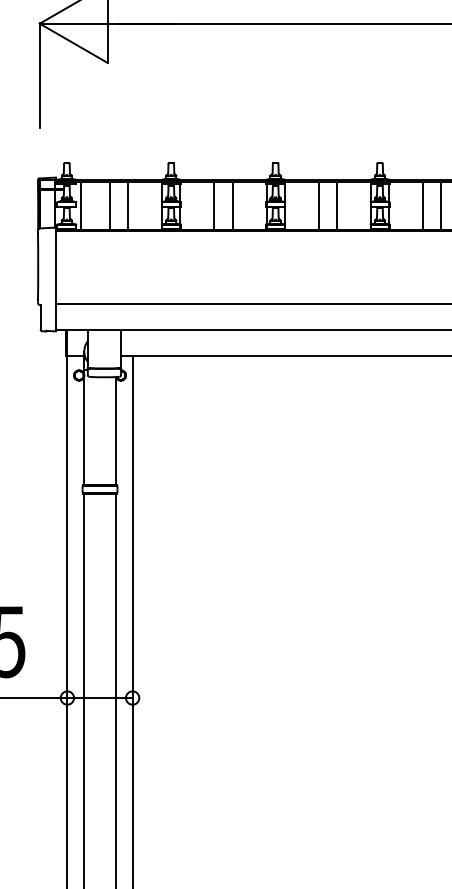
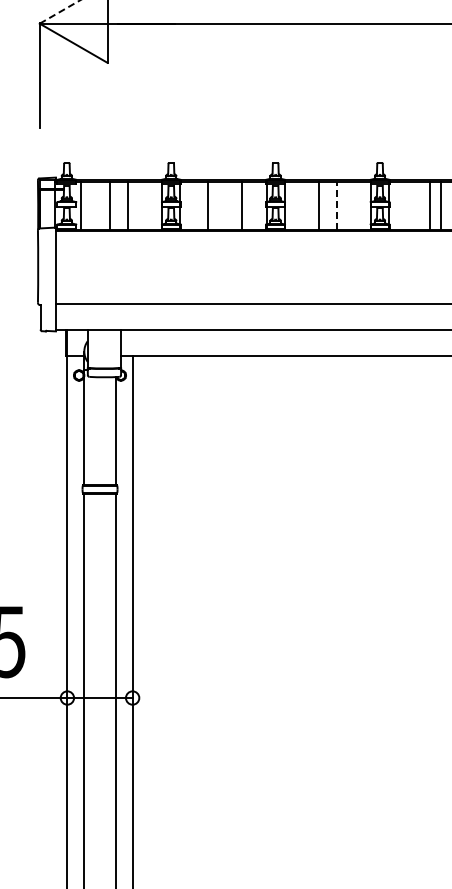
line: solid -> dashed (60, 11)
line position: (214, 205) -> (208, 205) (208, 205)
line position: (232, 205) -> (241, 205) (241, 205)
line: solid -> dashed (336, 205)
line position: (423, 205) -> (430, 205) (430, 205)
